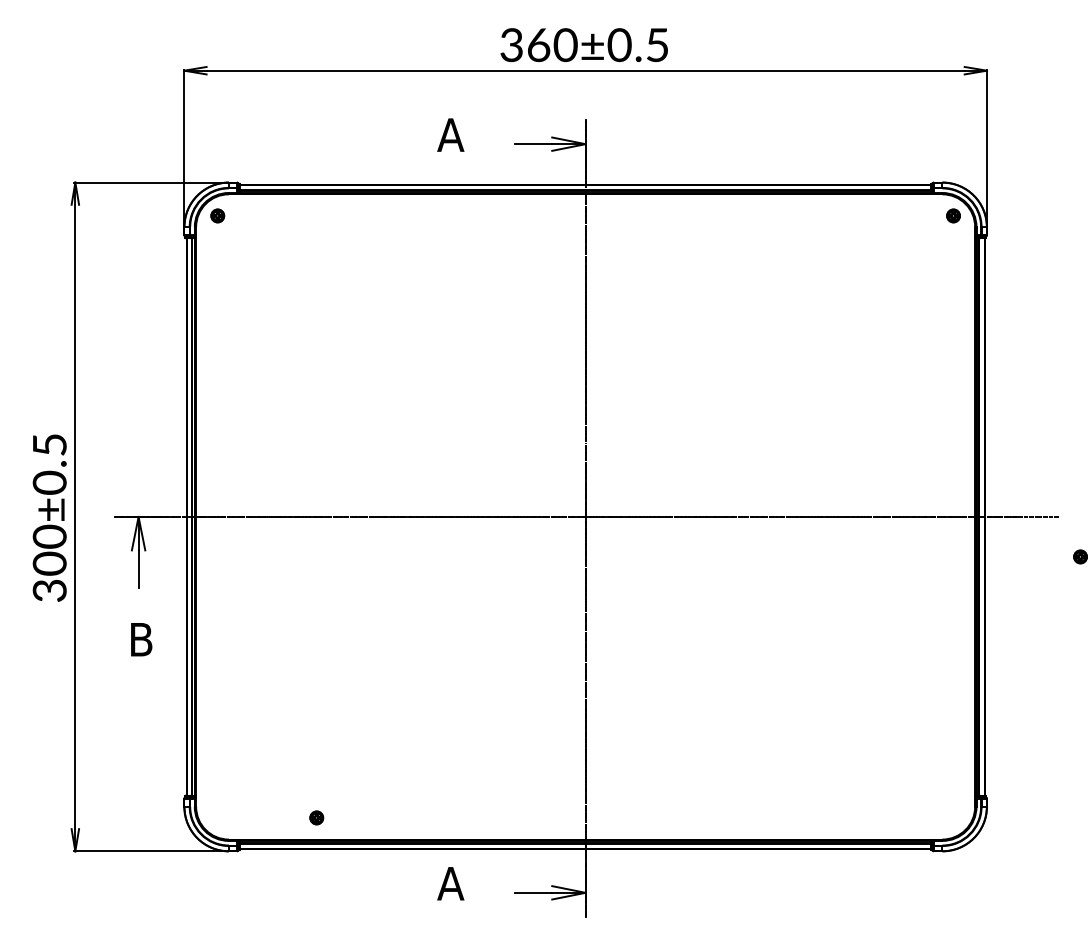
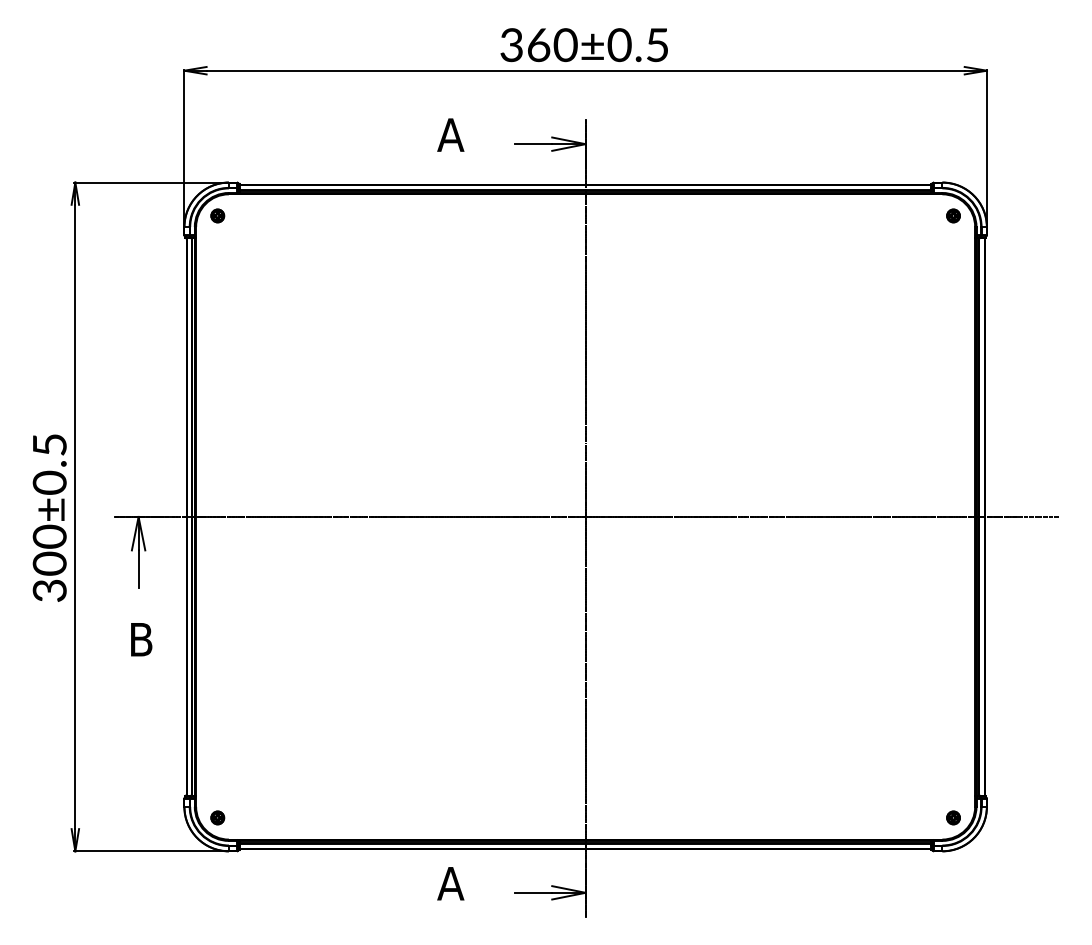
part position: (1080, 556) -> (953, 817) (953, 817)
part position: (316, 817) -> (217, 817) (217, 817)
